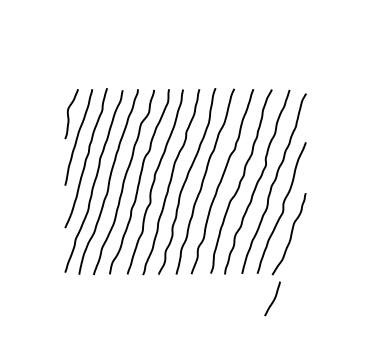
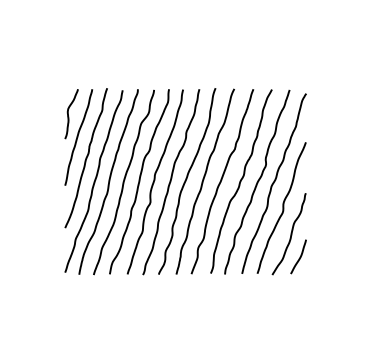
curve position: (273, 298) -> (299, 256) (299, 256)
